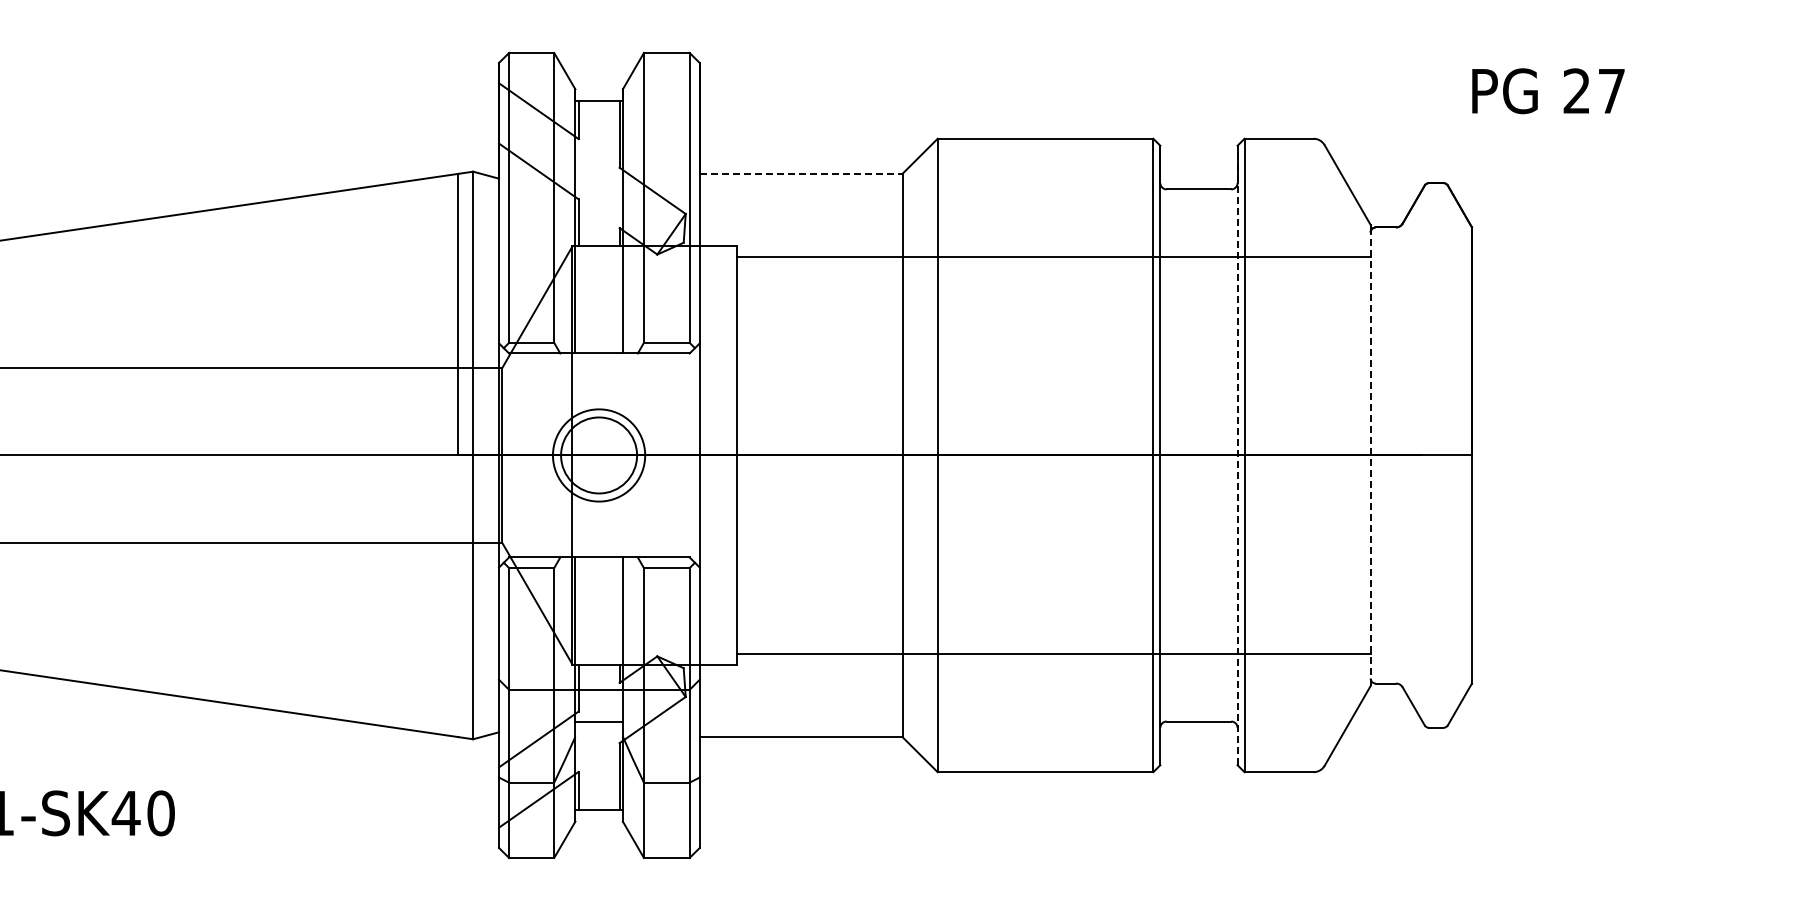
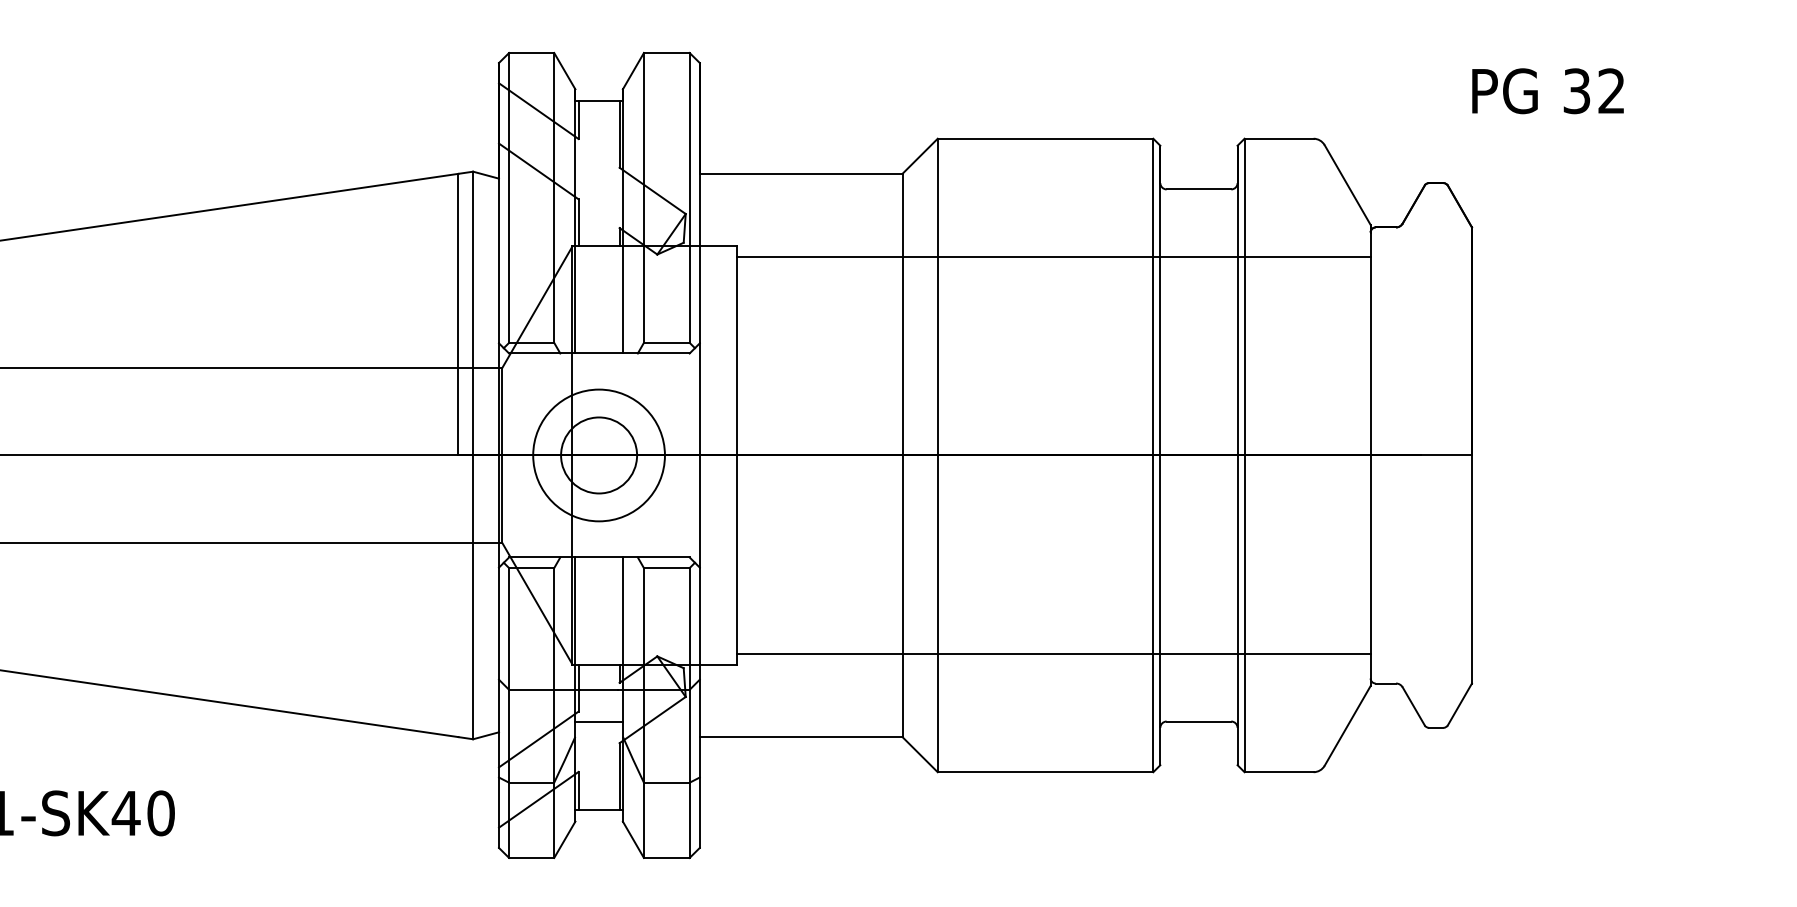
text: 27 -> 32 (1593, 91)
line: dashed -> solid (801, 173)
circle diameter: 92 px -> 132 px (598, 455)
line: dashed -> solid (1237, 455)
line: dashed -> solid (1370, 455)
